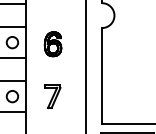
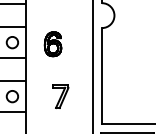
line position: (85, 66) -> (92, 66) (92, 66)
part position: (52, 96) -> (60, 96) (60, 96)
